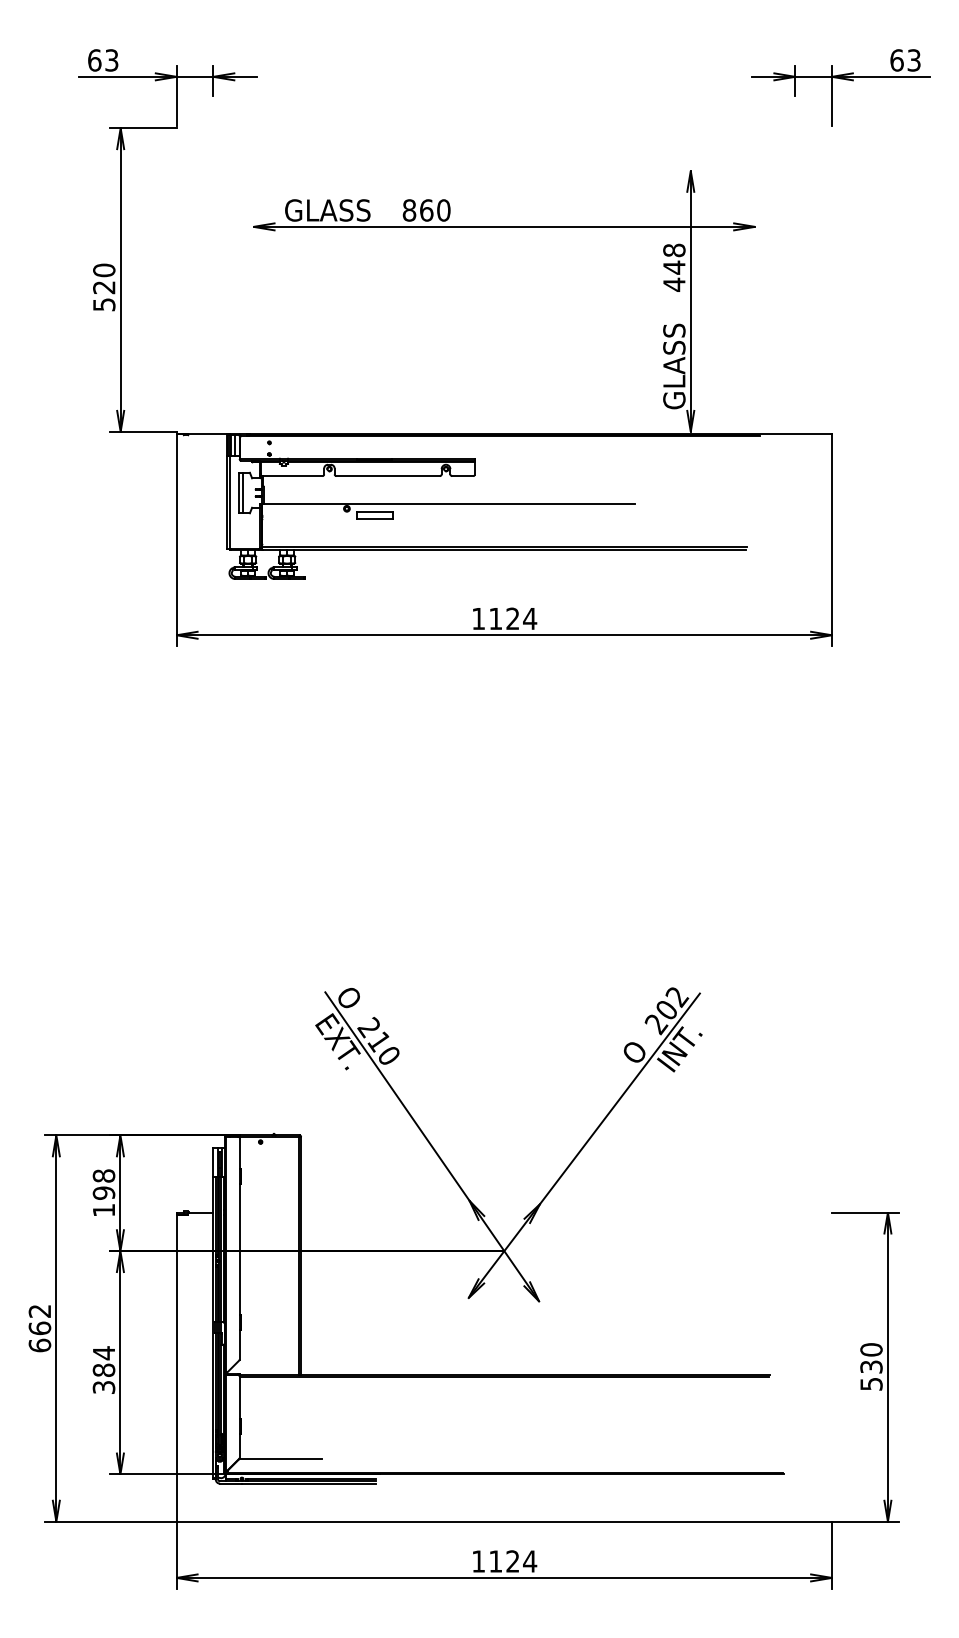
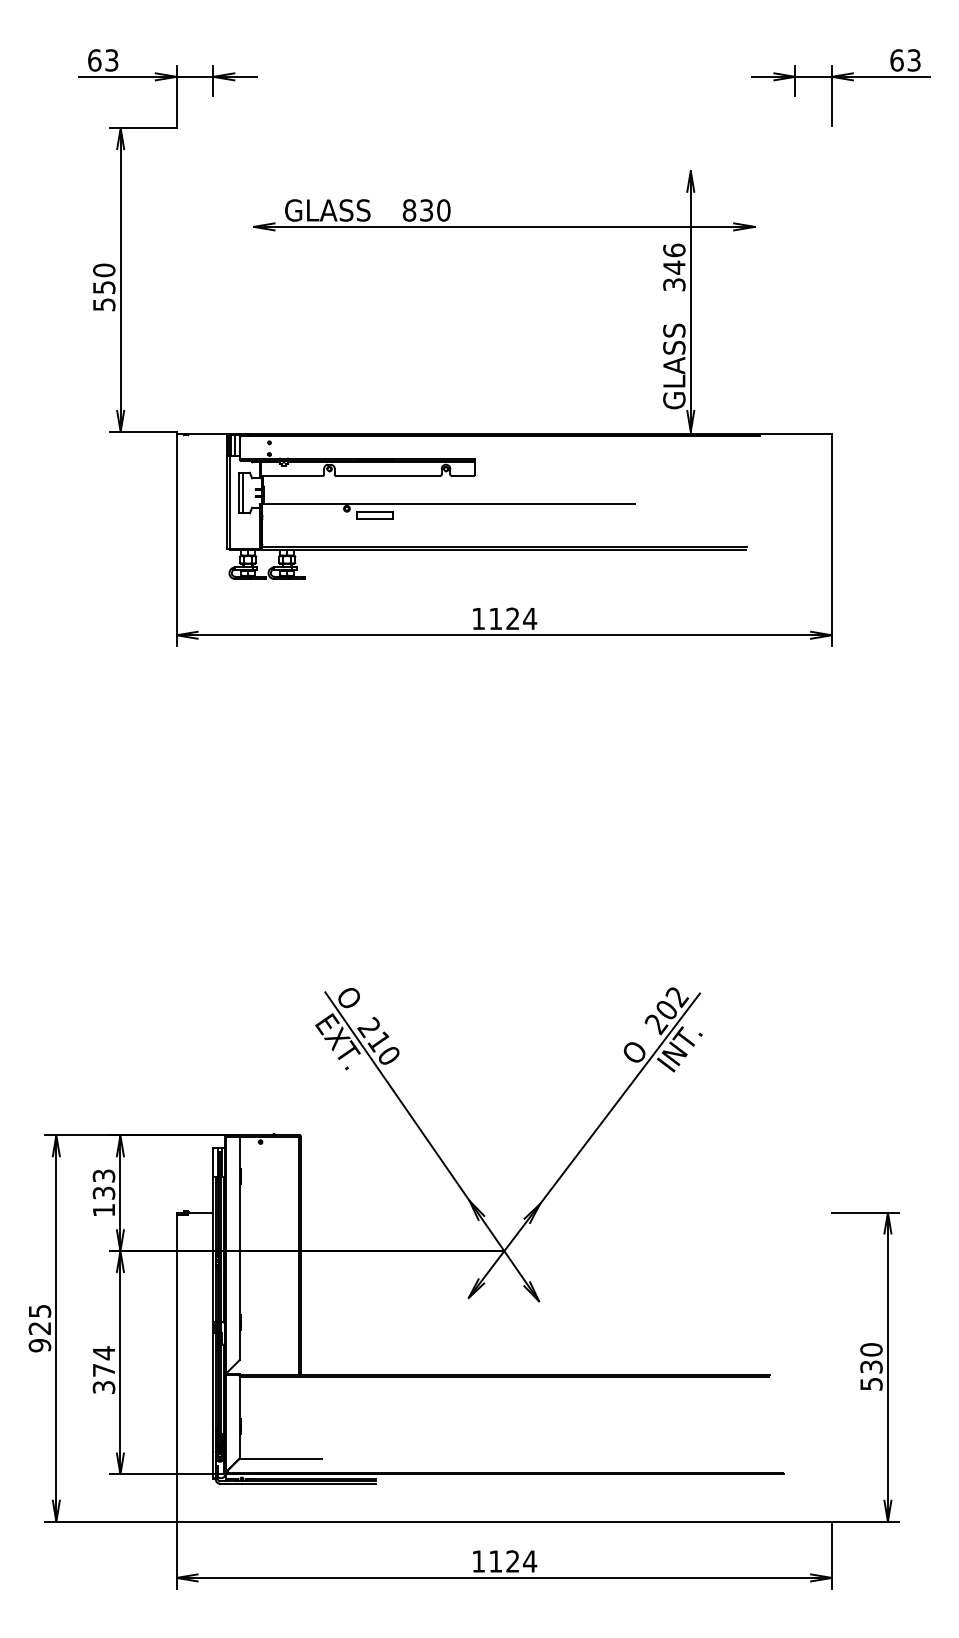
text: 860 -> 830 (426, 210)
text: 448 -> 346 (674, 267)
text: 520 -> 550 (104, 287)
text: 198 -> 133 (103, 1184)
text: 662 -> 925 (39, 1328)
text: 384 -> 374 (103, 1369)
